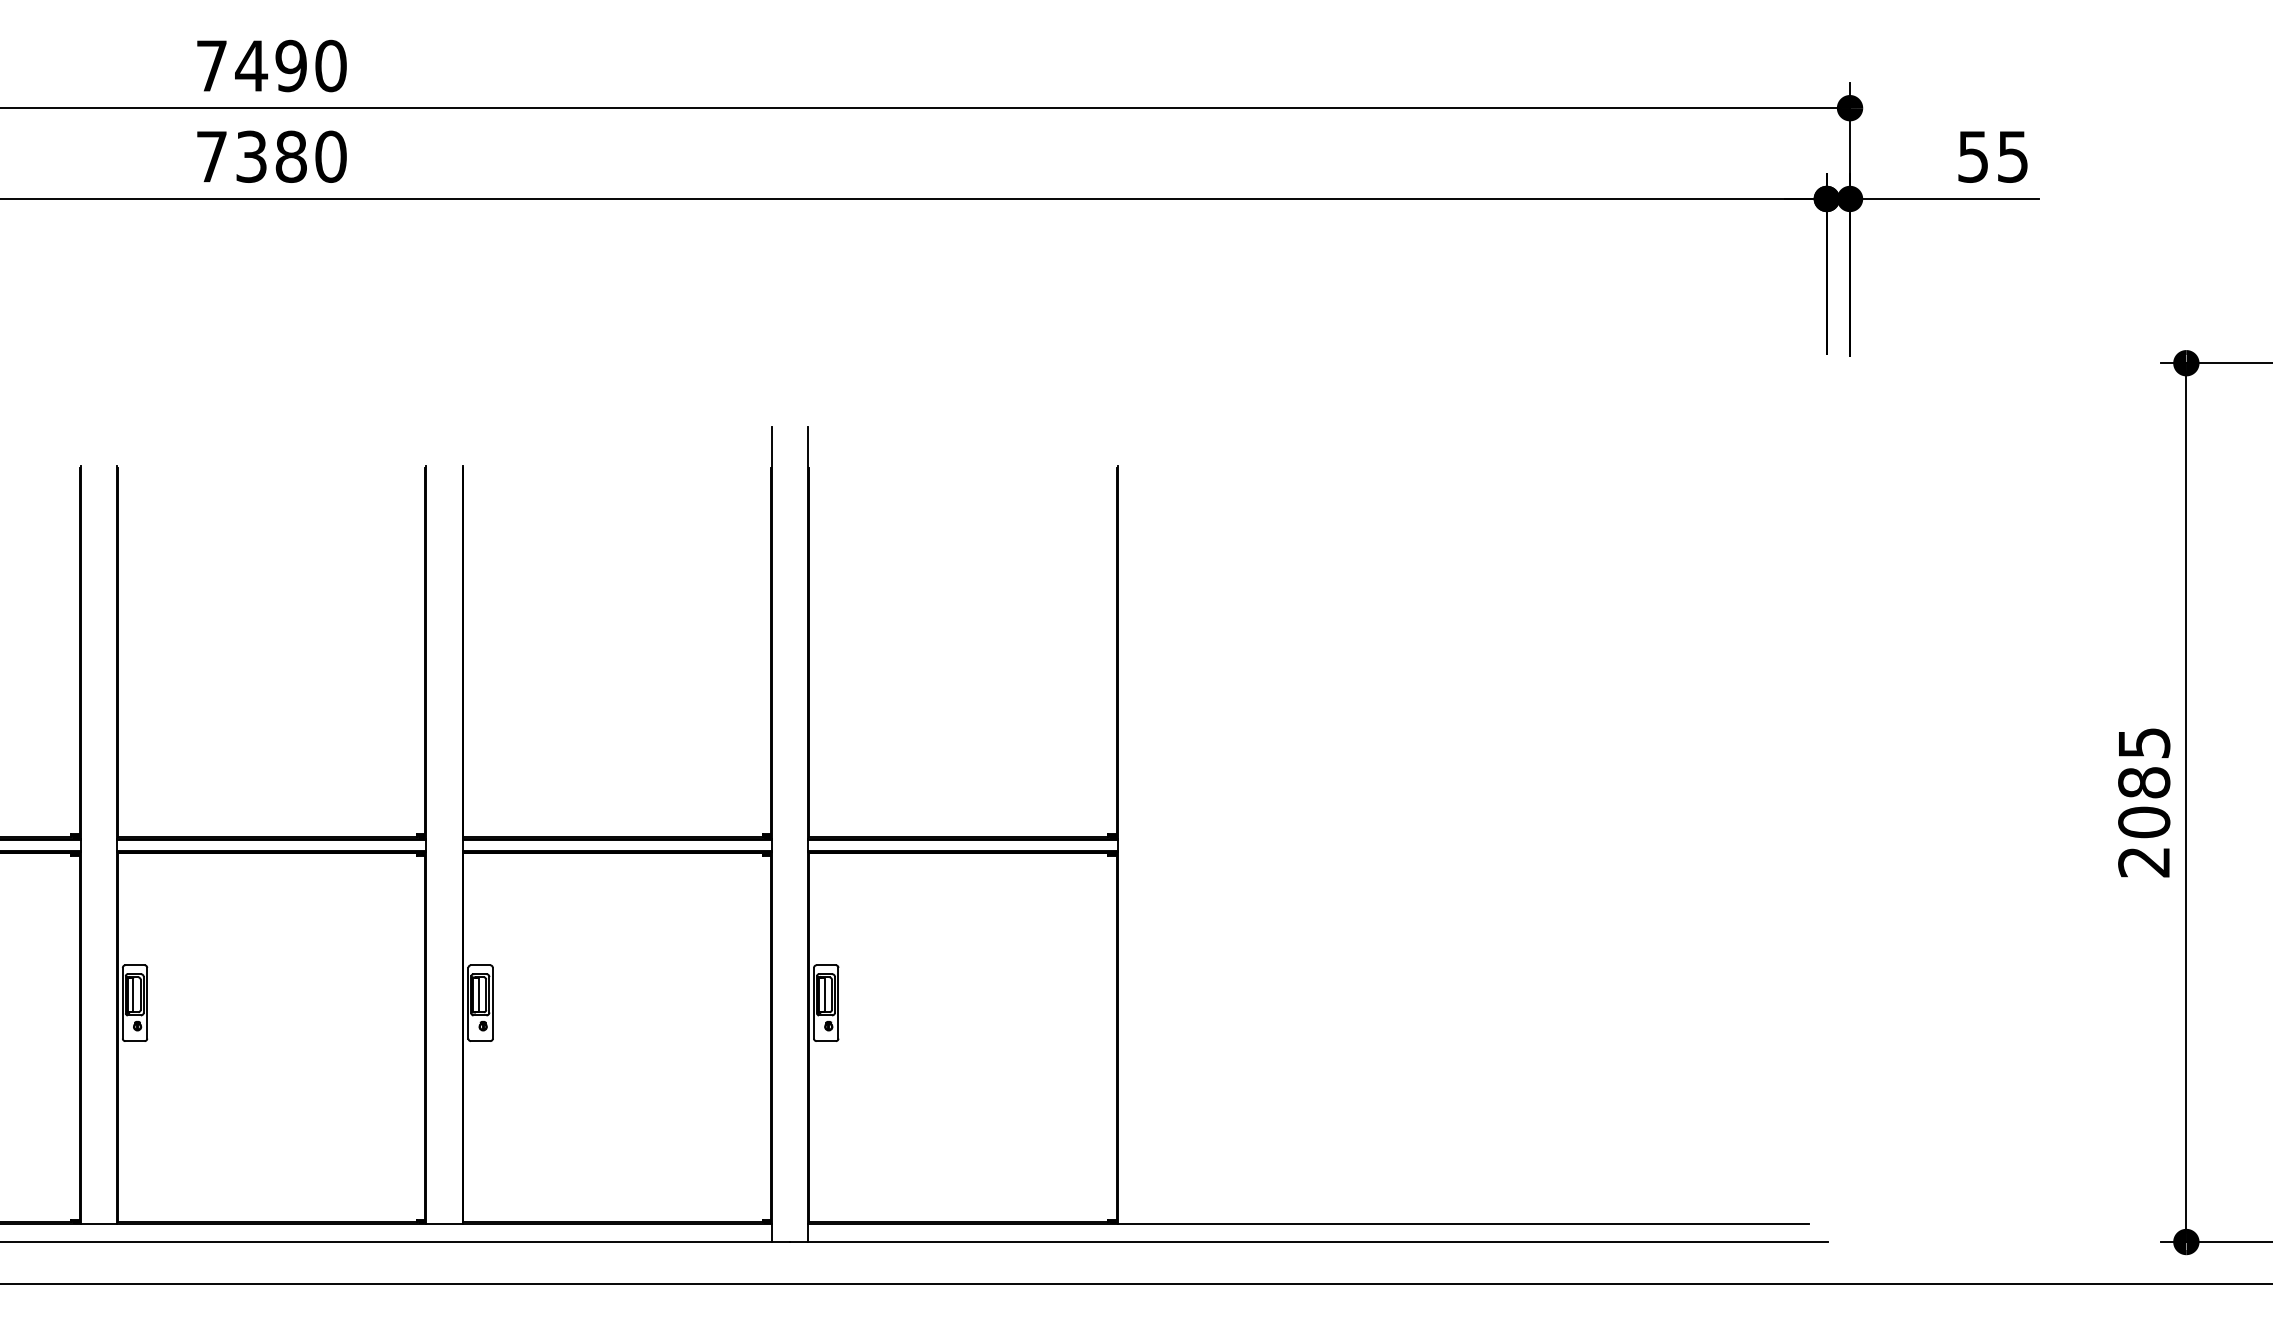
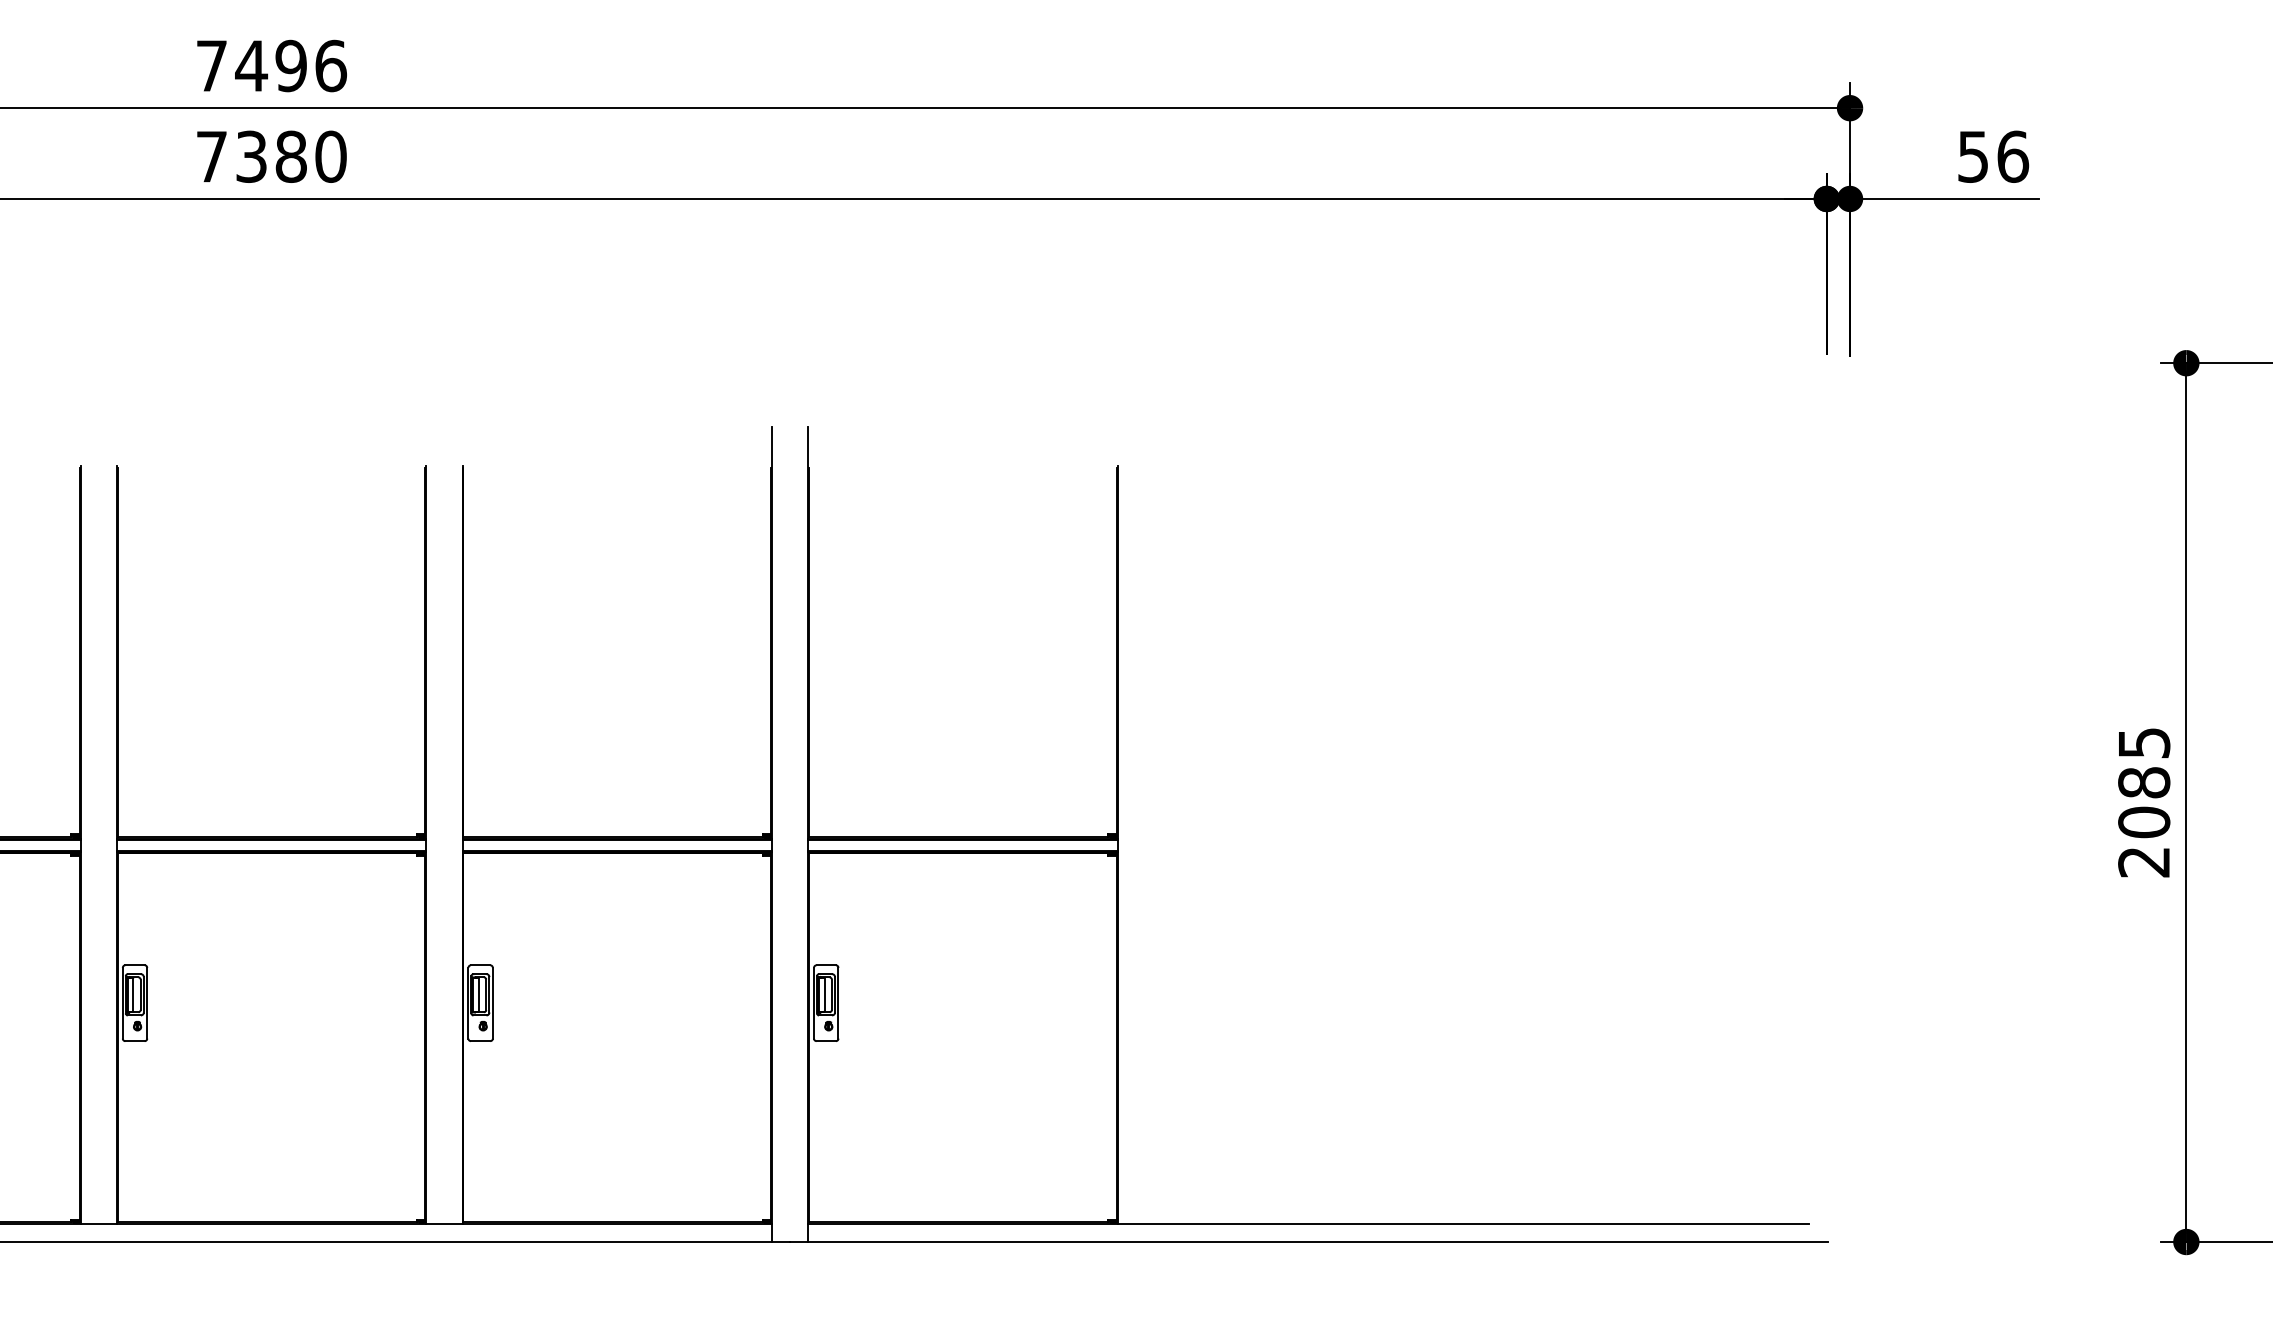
text: 7490 -> 7496 (330, 65)
text: 55 -> 56 (2013, 156)
line: present -> none (1135, 1284)
